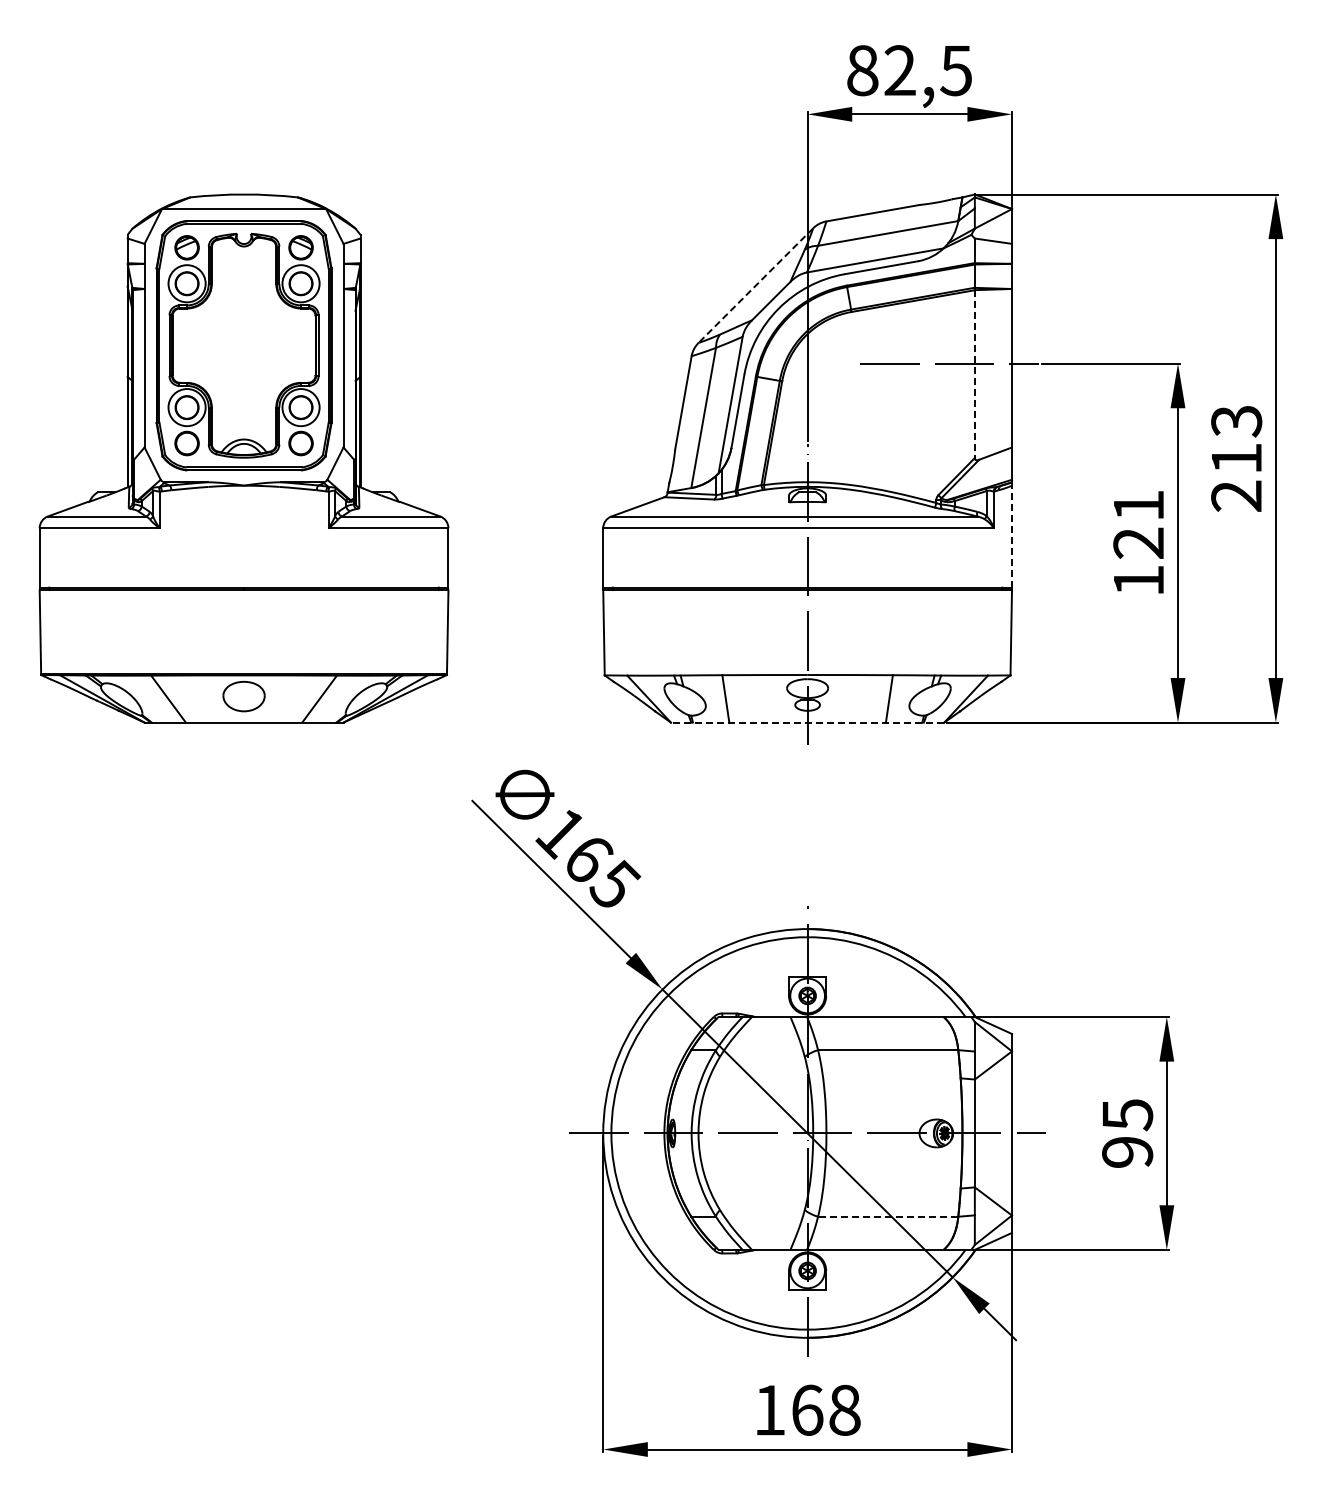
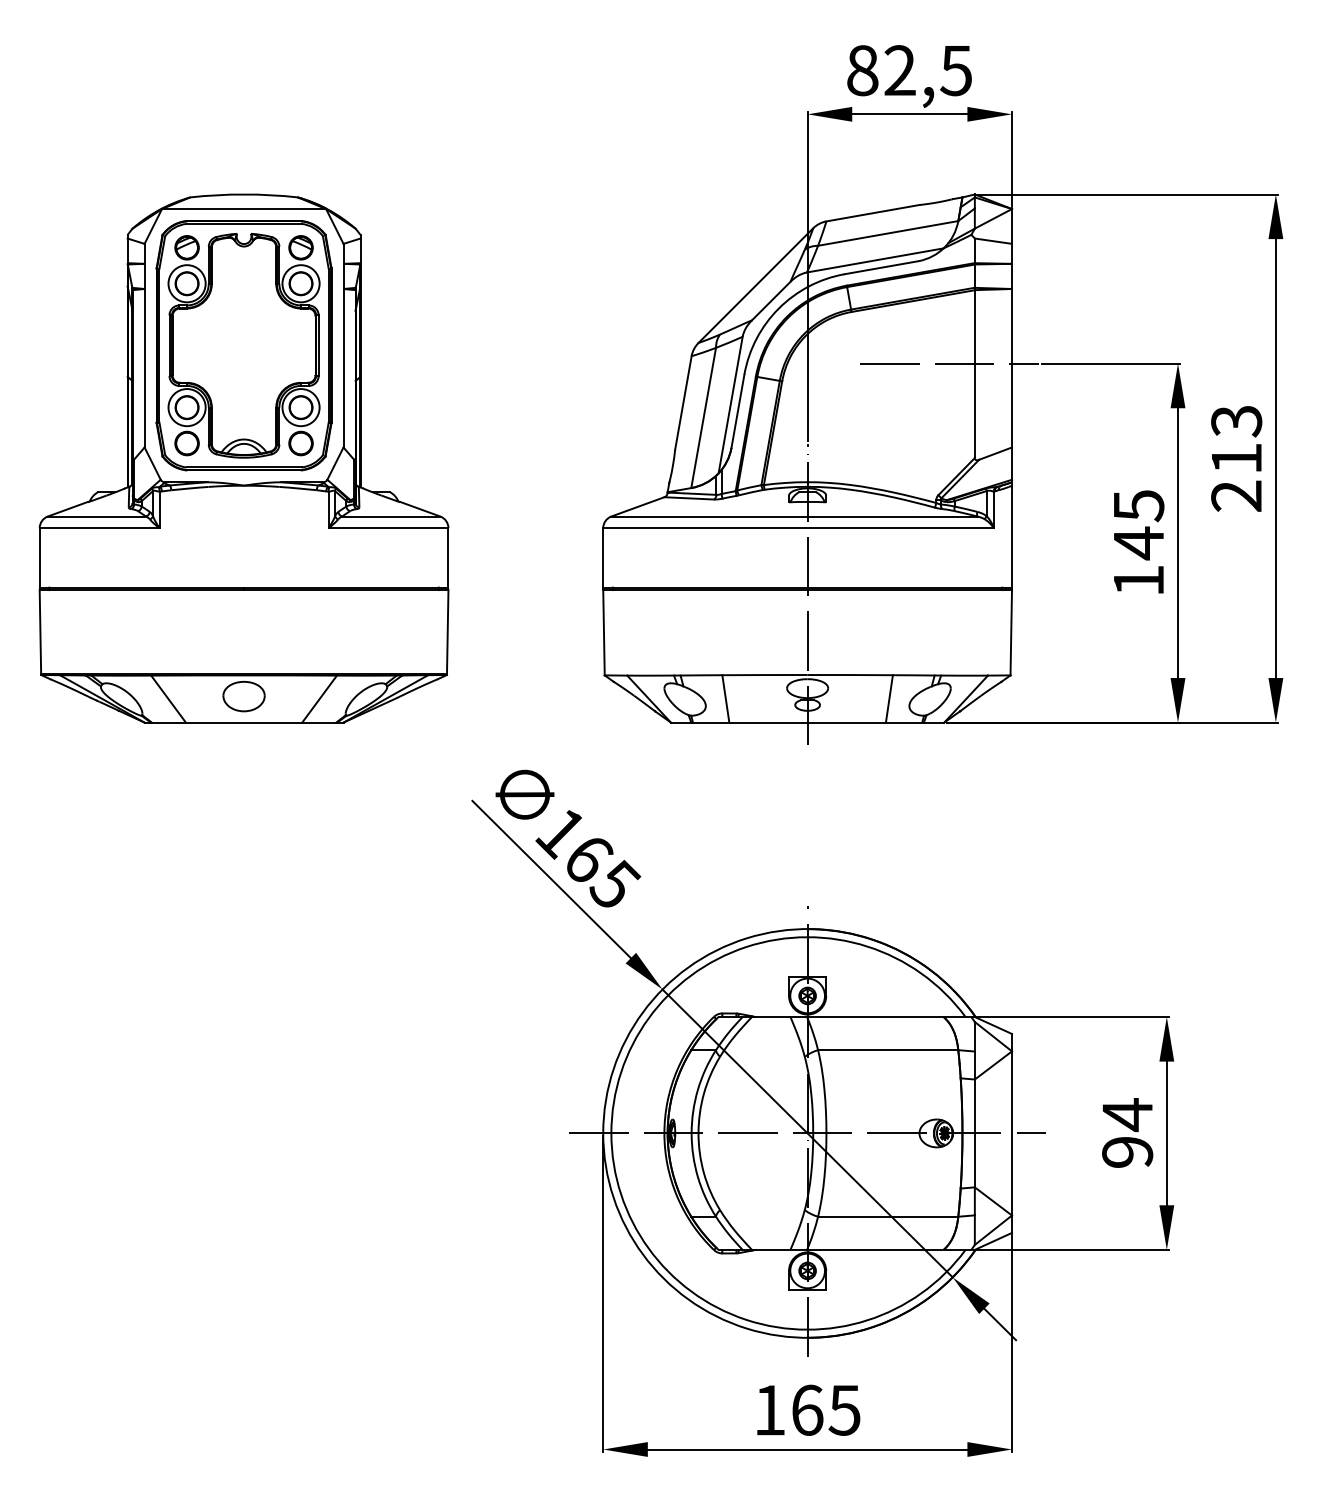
line: dashed -> solid (755, 286)
line: dashed -> solid (974, 374)
text: 121 -> 145 (1138, 525)
line: dashed -> solid (1012, 536)
line: dashed -> solid (807, 722)
text: 95 -> 94 (1127, 1114)
line: dashed -> solid (887, 1216)
text: 168 -> 165 (844, 1409)
